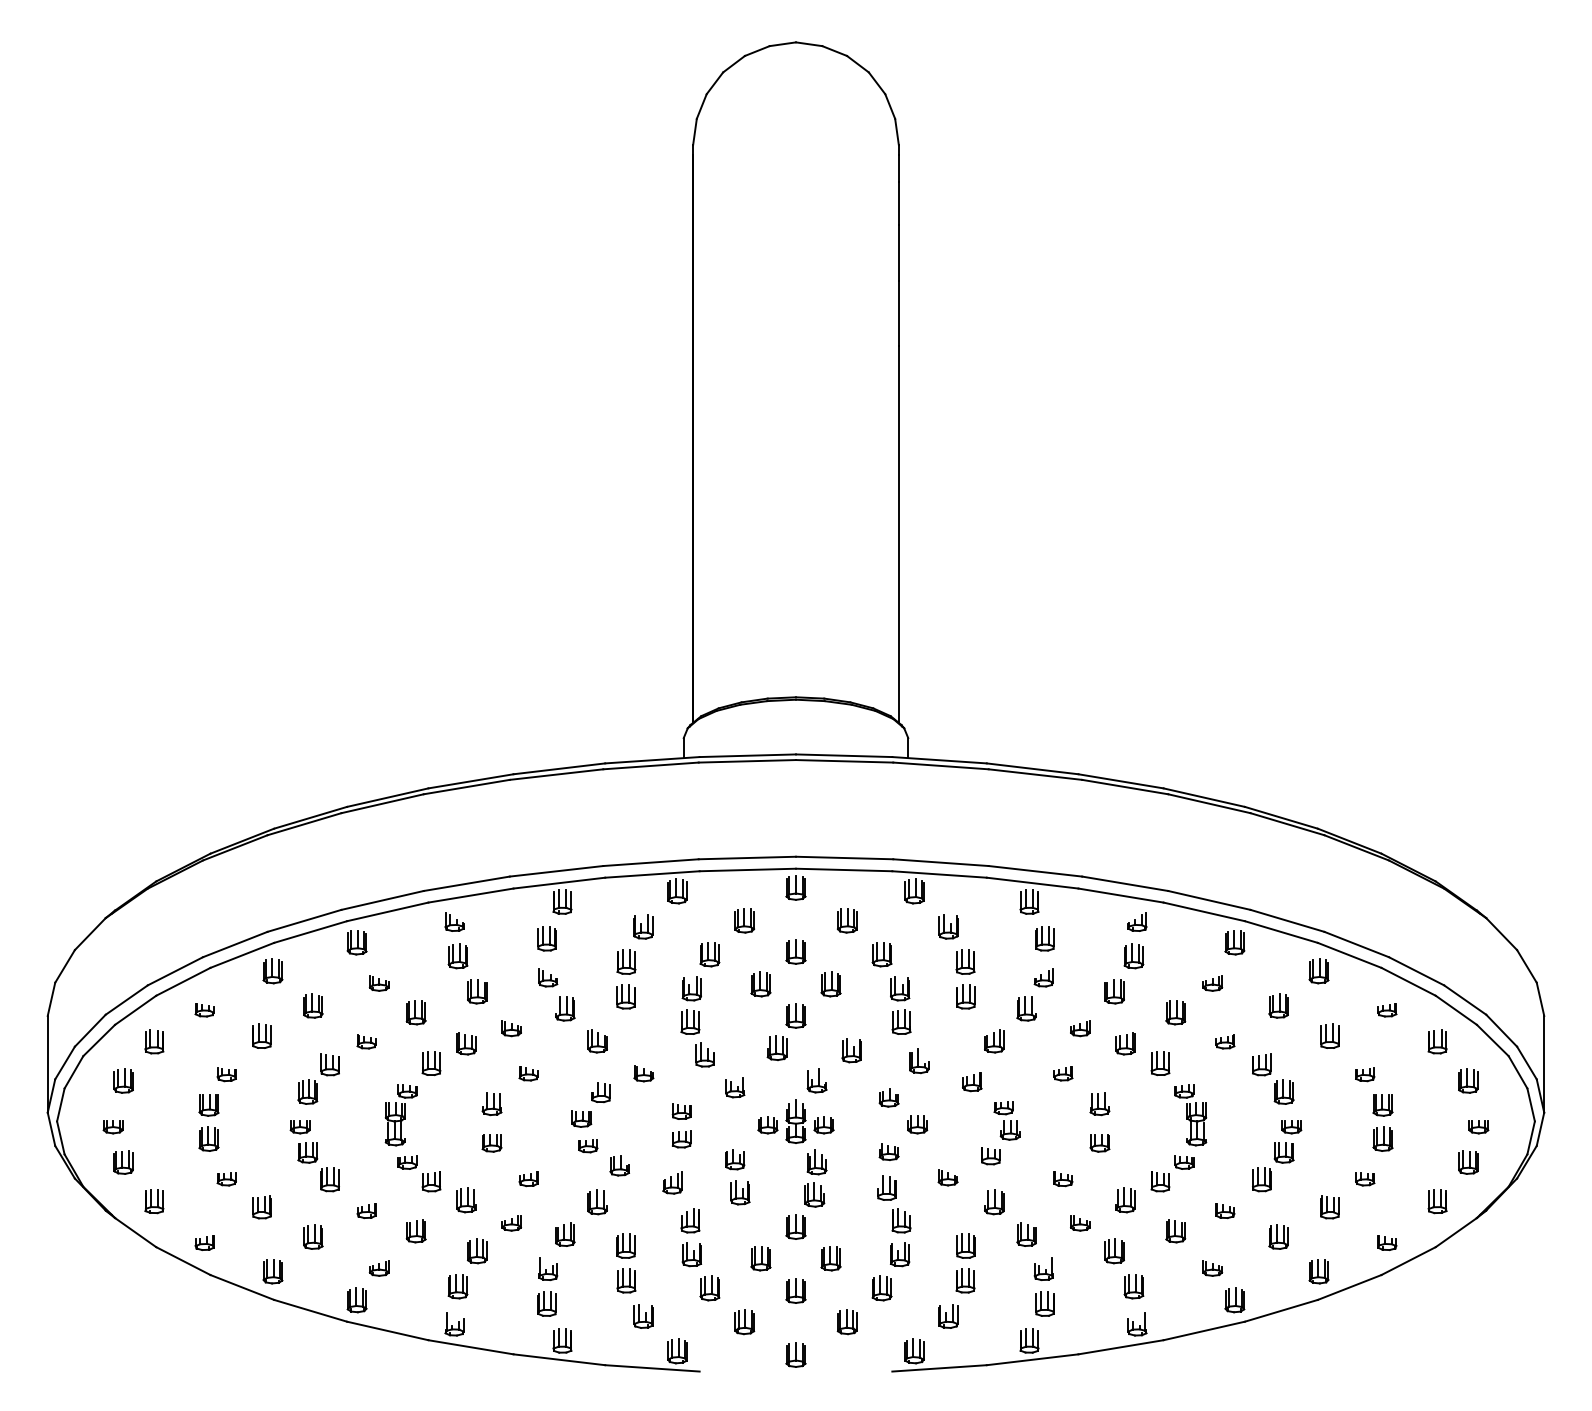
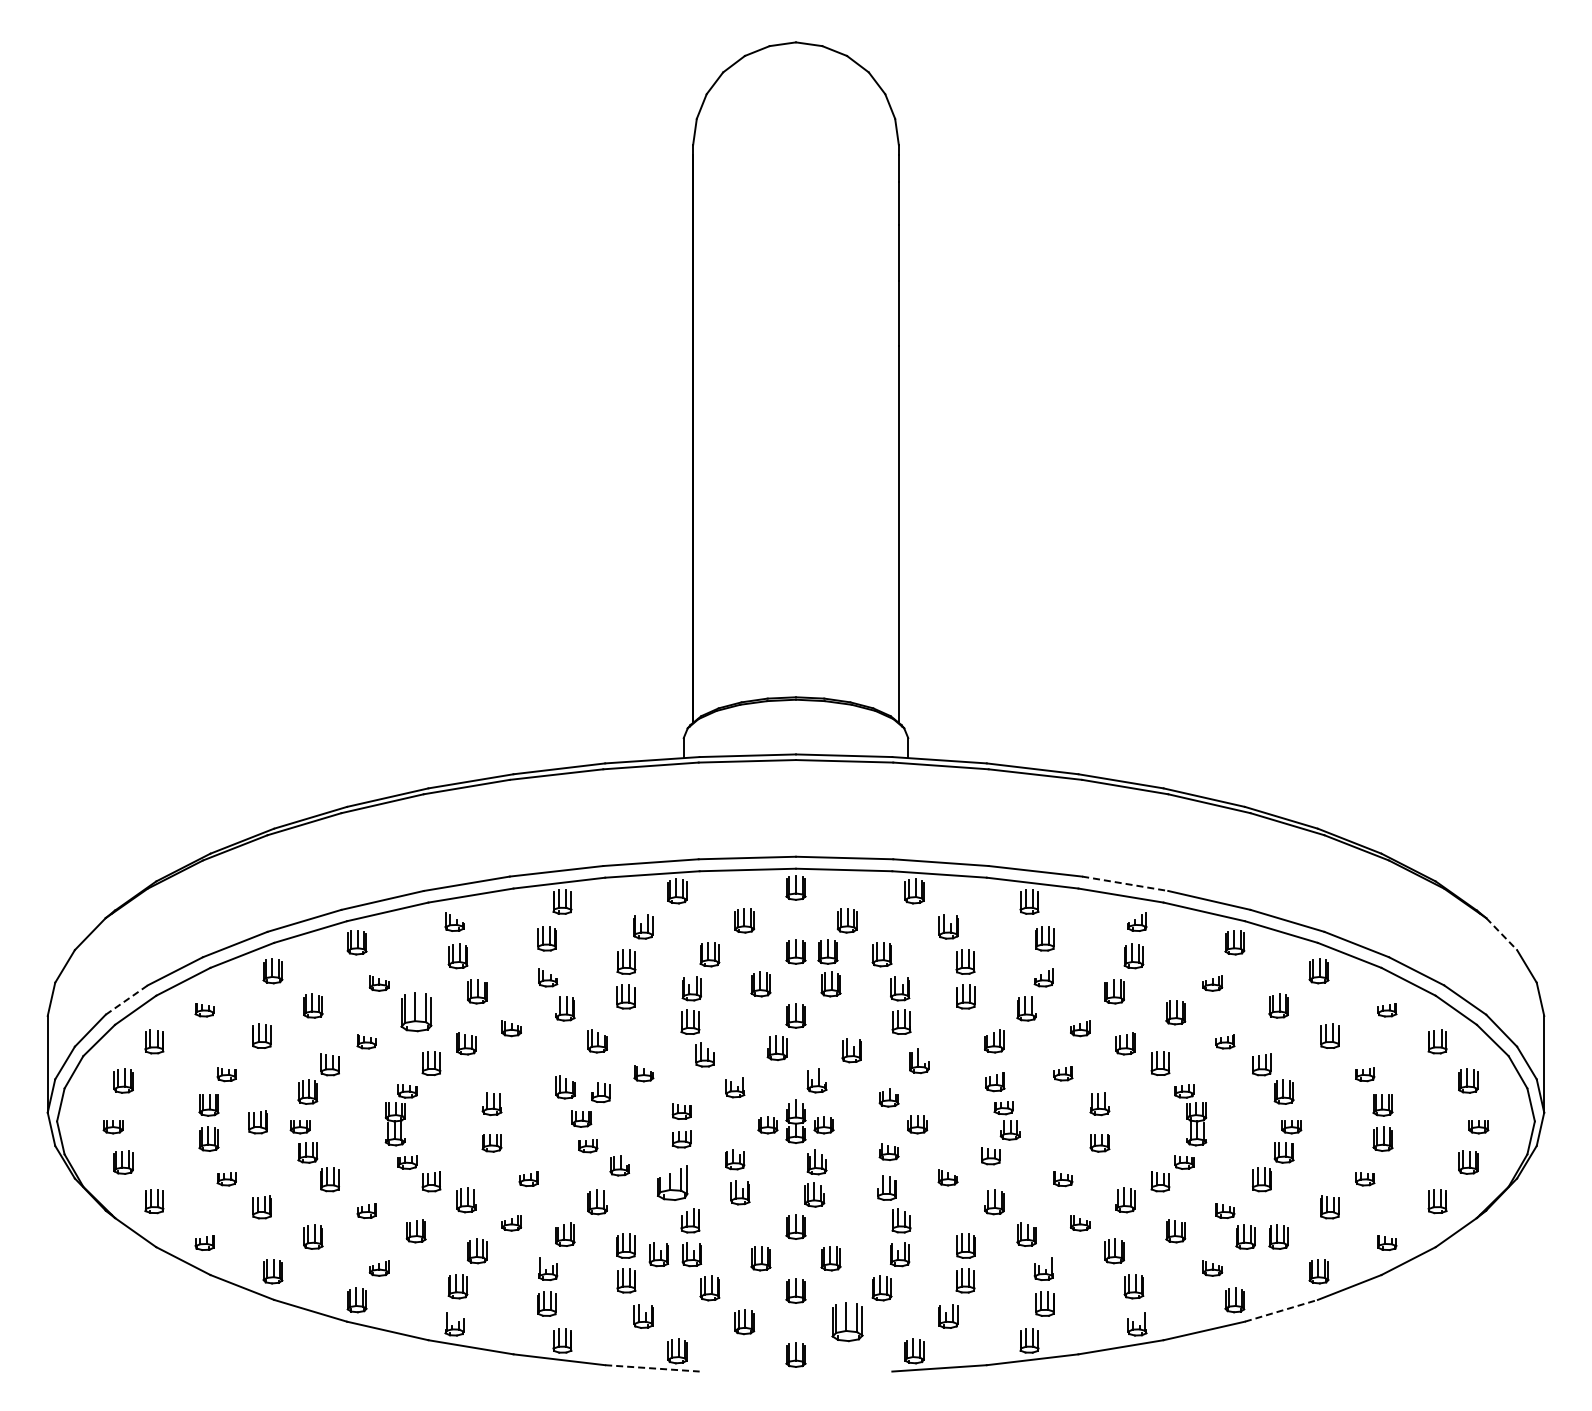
line: solid -> dashed (1125, 883)
line: solid -> dashed (1502, 934)
part: none -> present (827, 951)
line: solid -> dashed (126, 1000)
part size: 22x26 px -> 33x41 px (416, 1012)
part: present -> none (528, 1073)
part position: (972, 1082) -> (995, 1082) (995, 1082)
part: none -> present (565, 1087)
part: none -> present (257, 1122)
part size: 21x24 px -> 32x36 px (672, 1182)
part: none -> present (1245, 1236)
part: none -> present (658, 1254)
line: solid -> dashed (1281, 1310)
part size: 22x27 px -> 33x41 px (847, 1322)
line: solid -> dashed (652, 1368)
